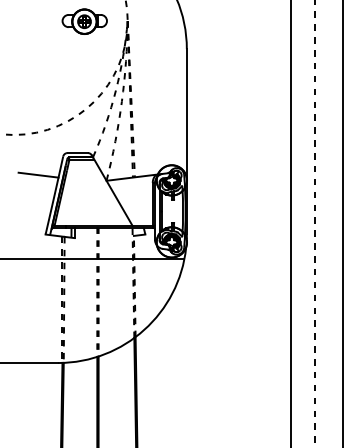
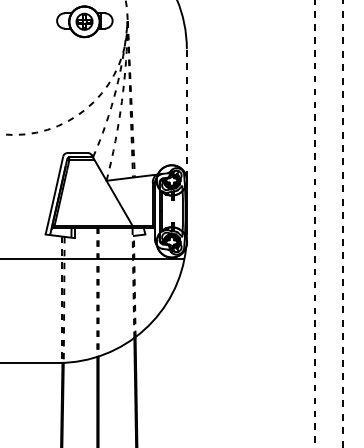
part size: 47x27 px -> 58x34 px (84, 21)
line: solid -> dashed (186, 113)
line: present -> none (38, 174)
line: present -> none (290, 223)
line: solid -> dashed (342, 224)
